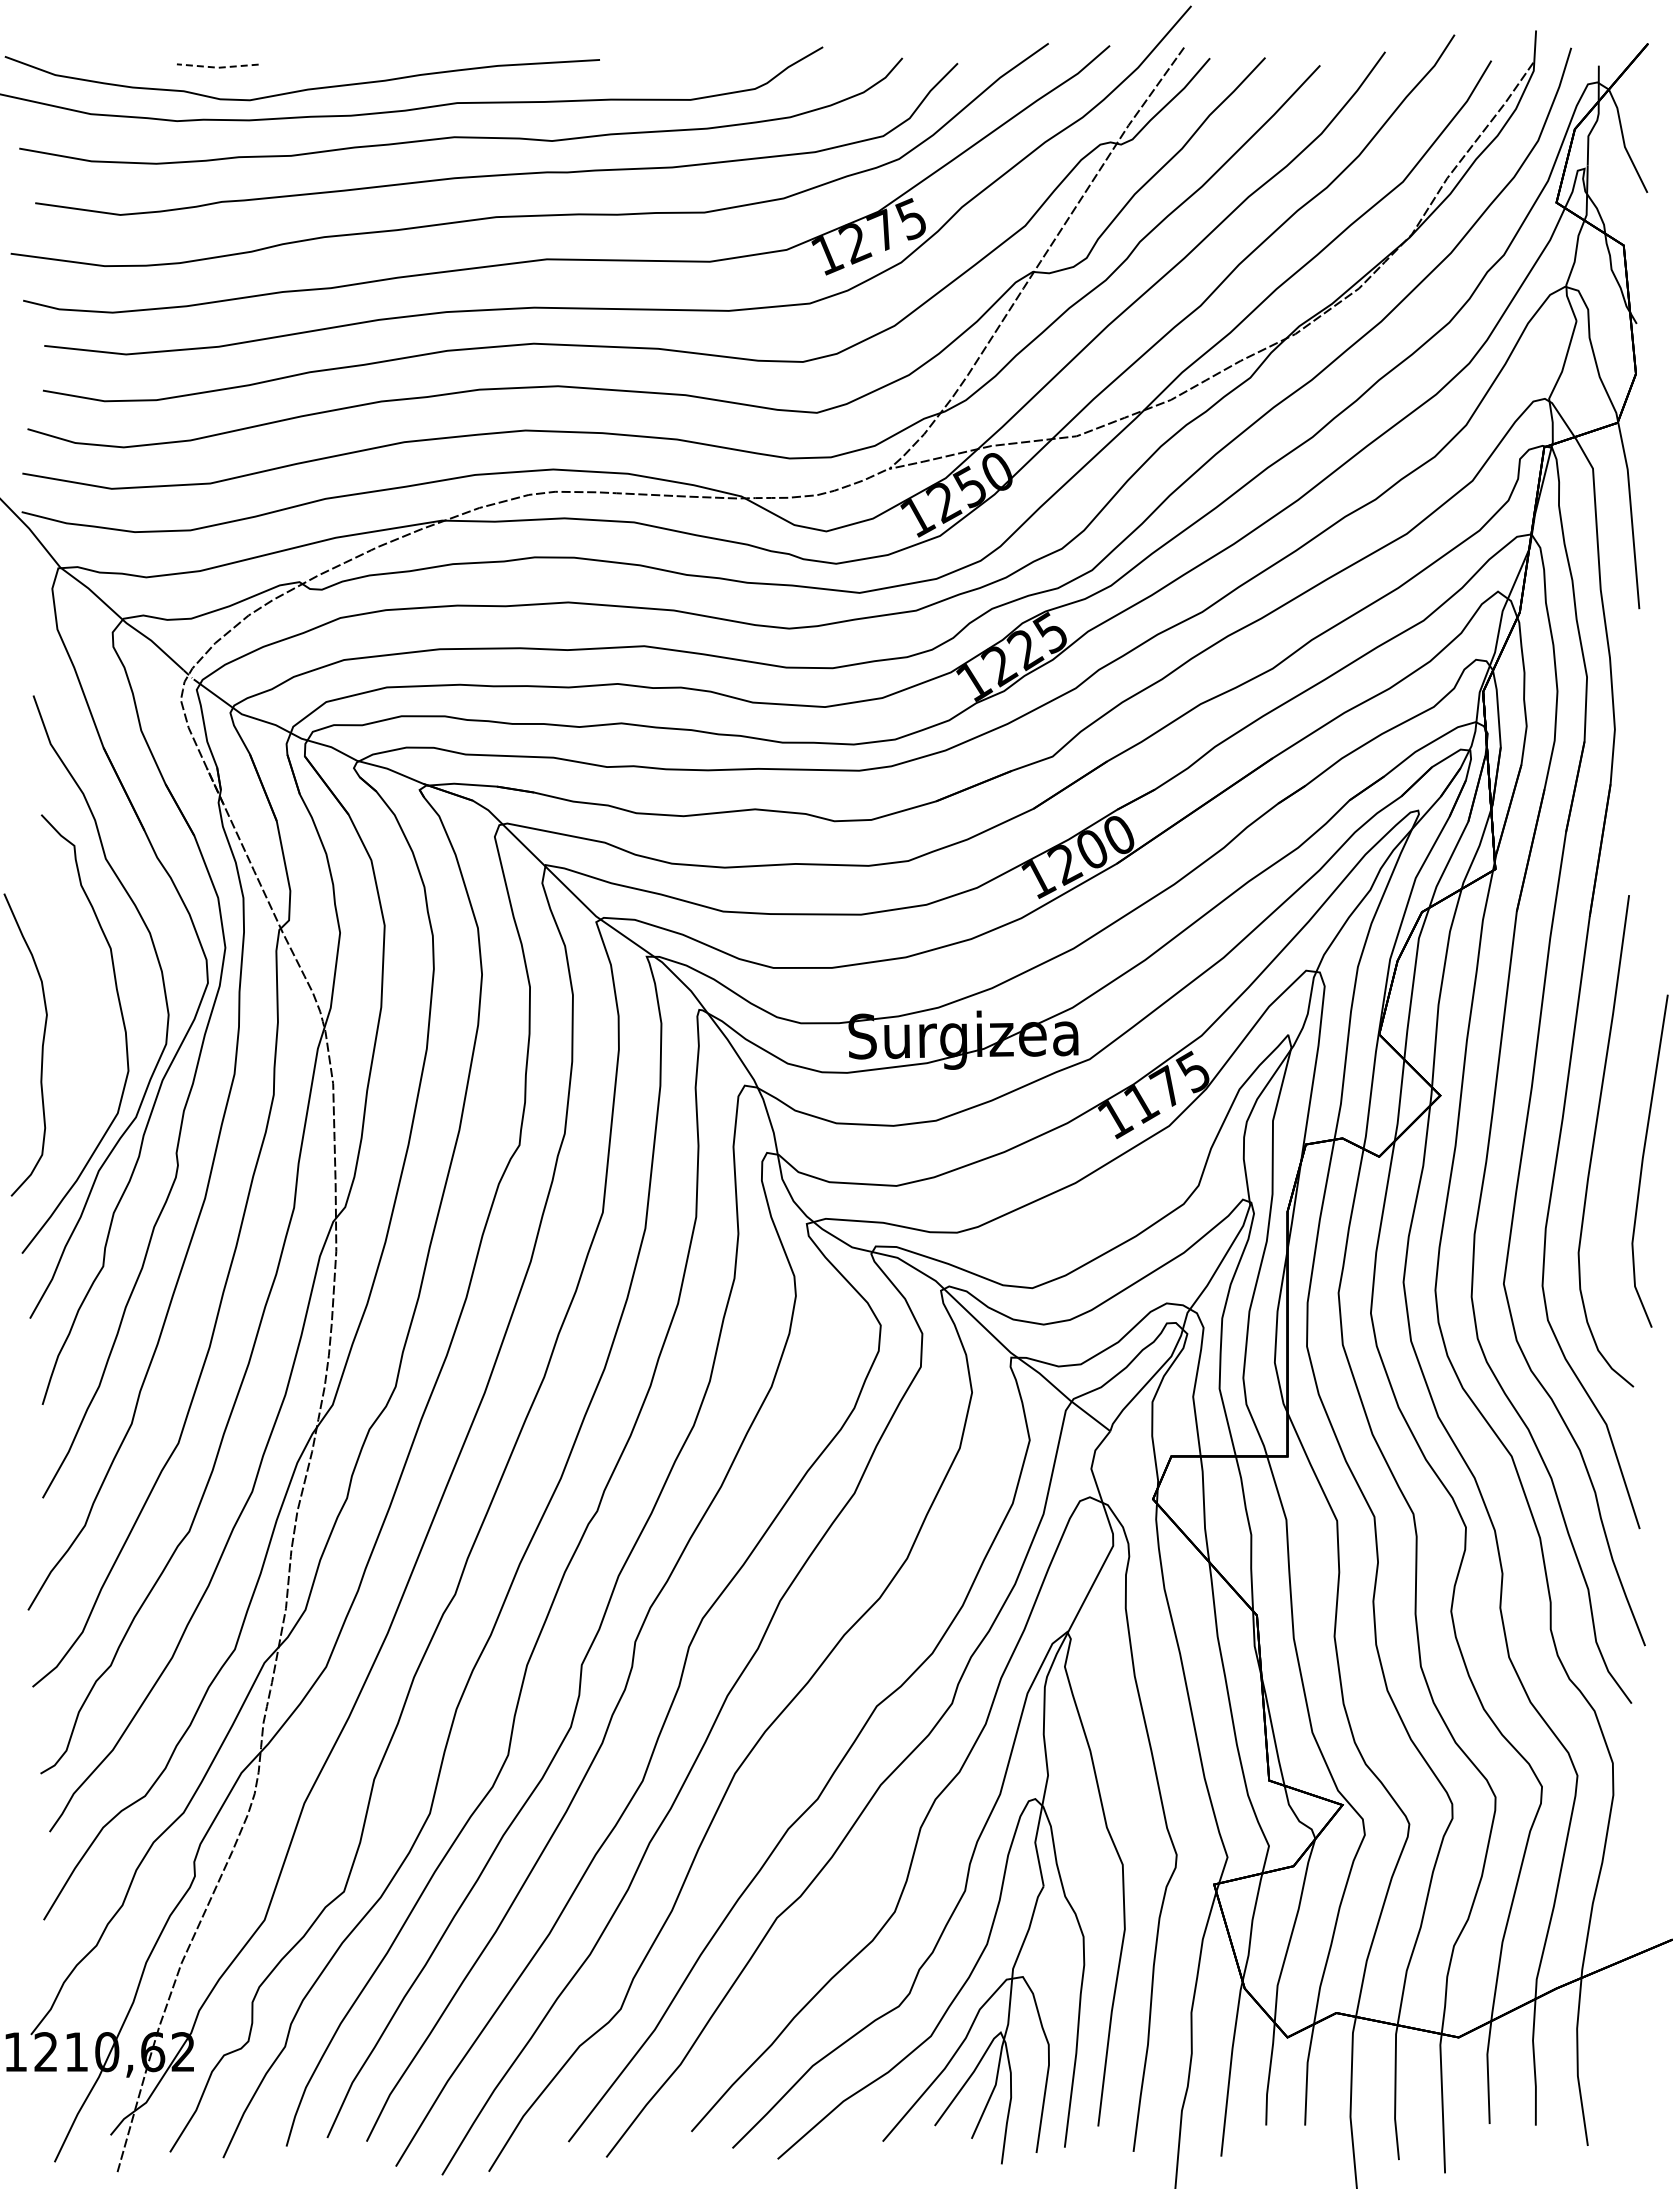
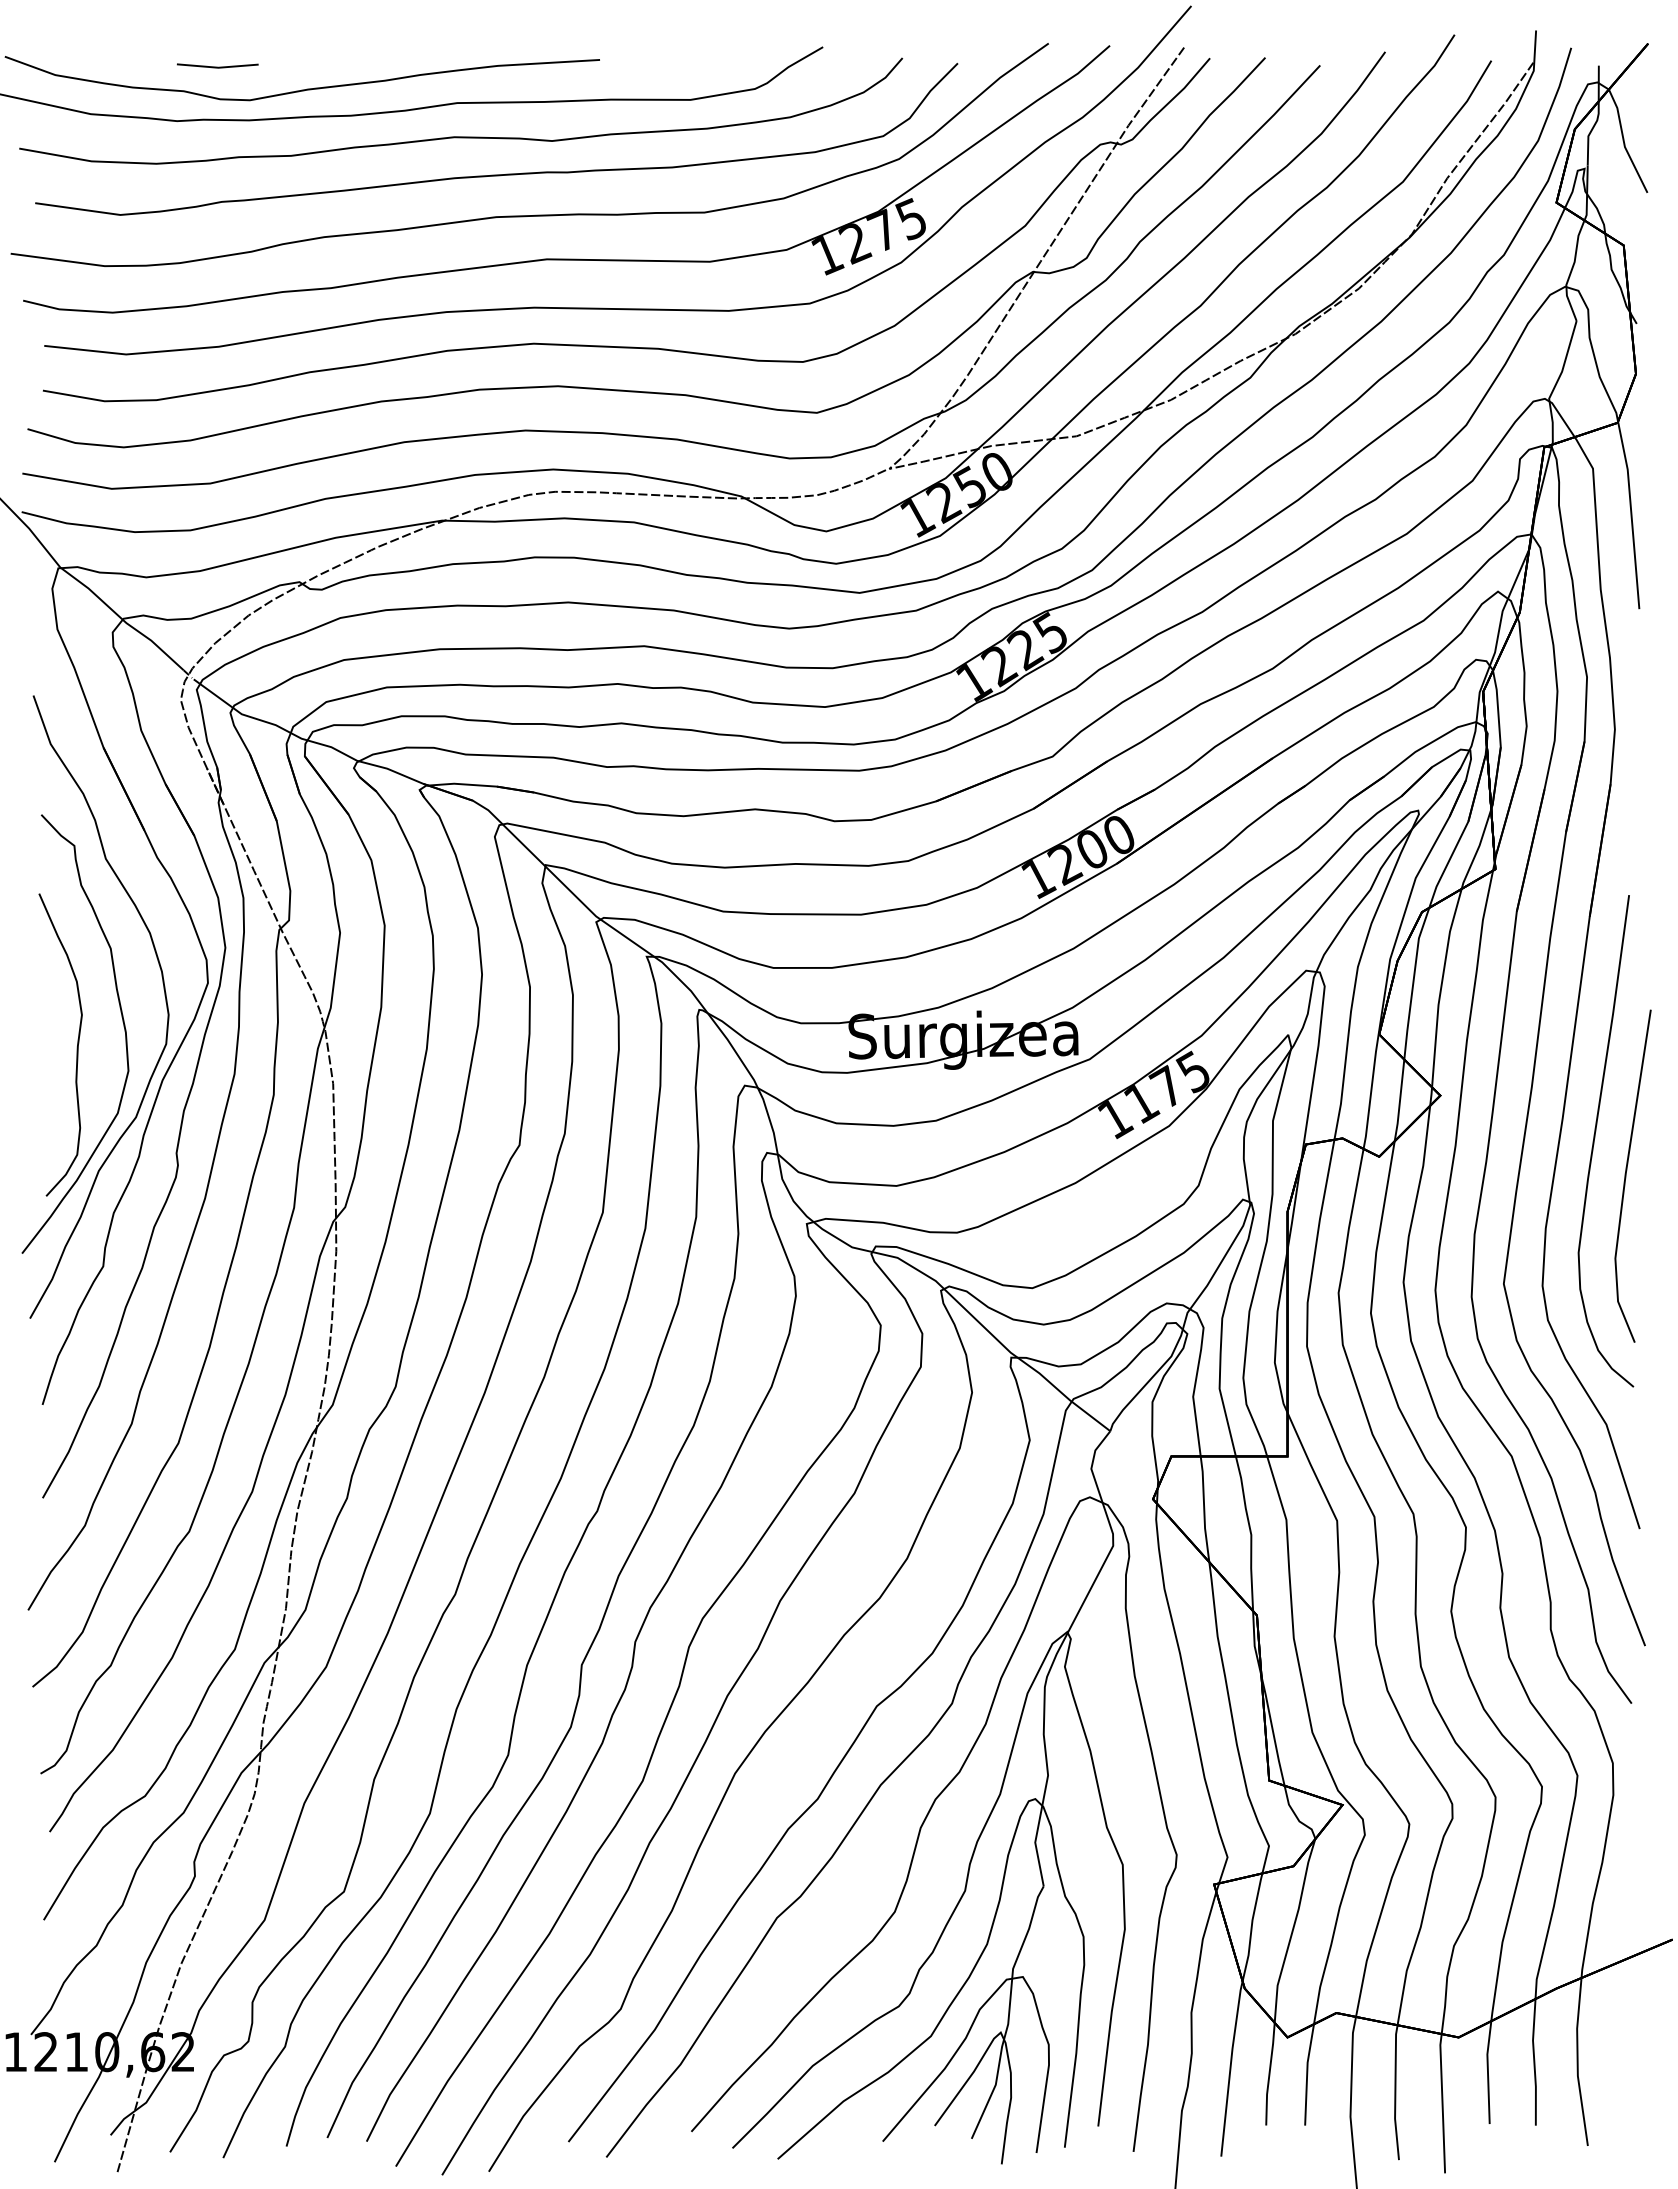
line: dashed -> solid (218, 67)
curve position: (41, 1047) -> (76, 1047) (76, 1047)
line position: (1643, 1160) -> (1626, 1175) (1626, 1175)
